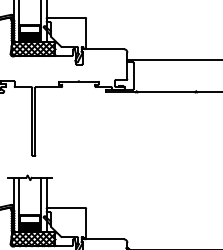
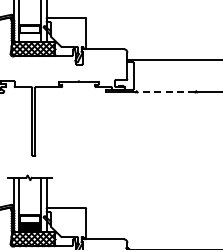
fill: present -> none (30, 37)
line: solid -> dashed (166, 92)
